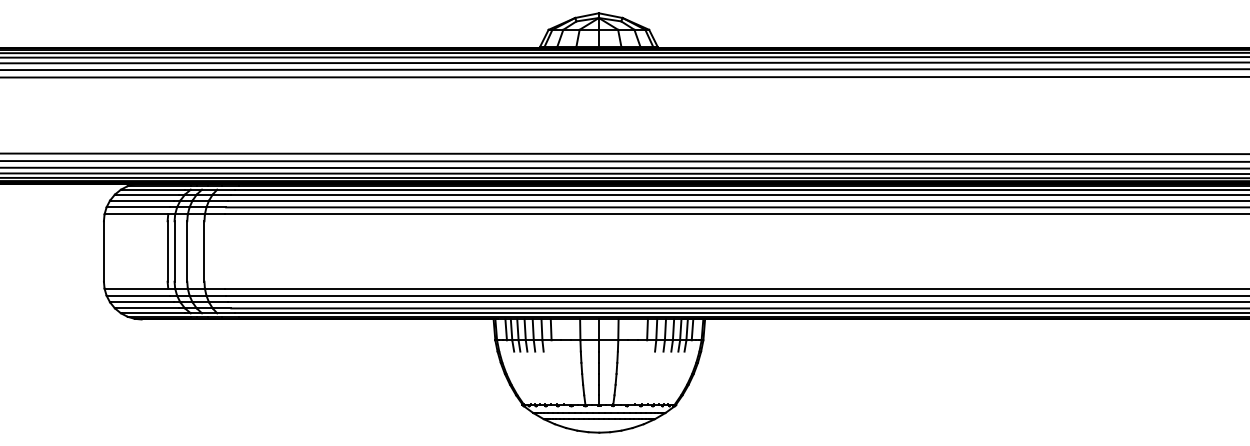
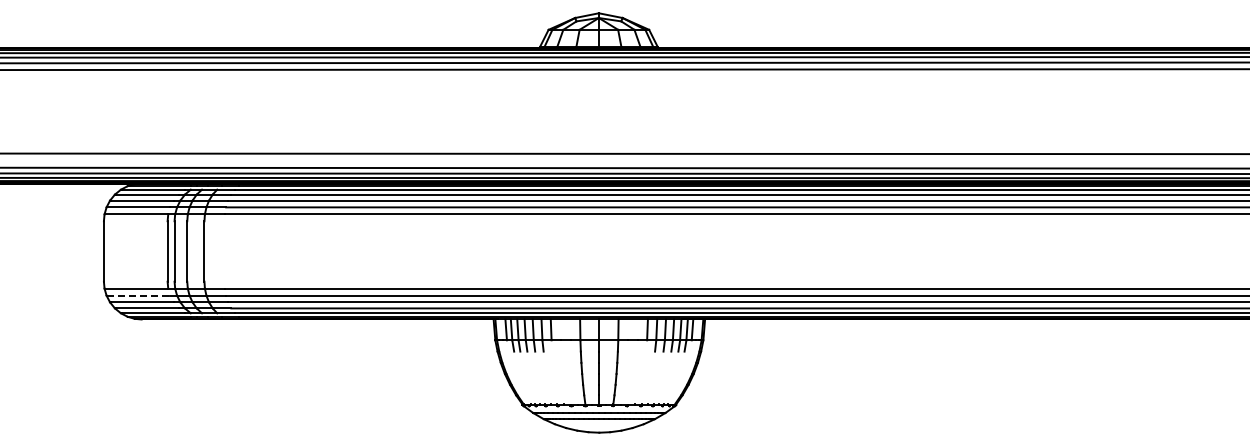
line: present -> none (624, 76)
line: present -> none (624, 161)
line: solid -> dashed (139, 295)
